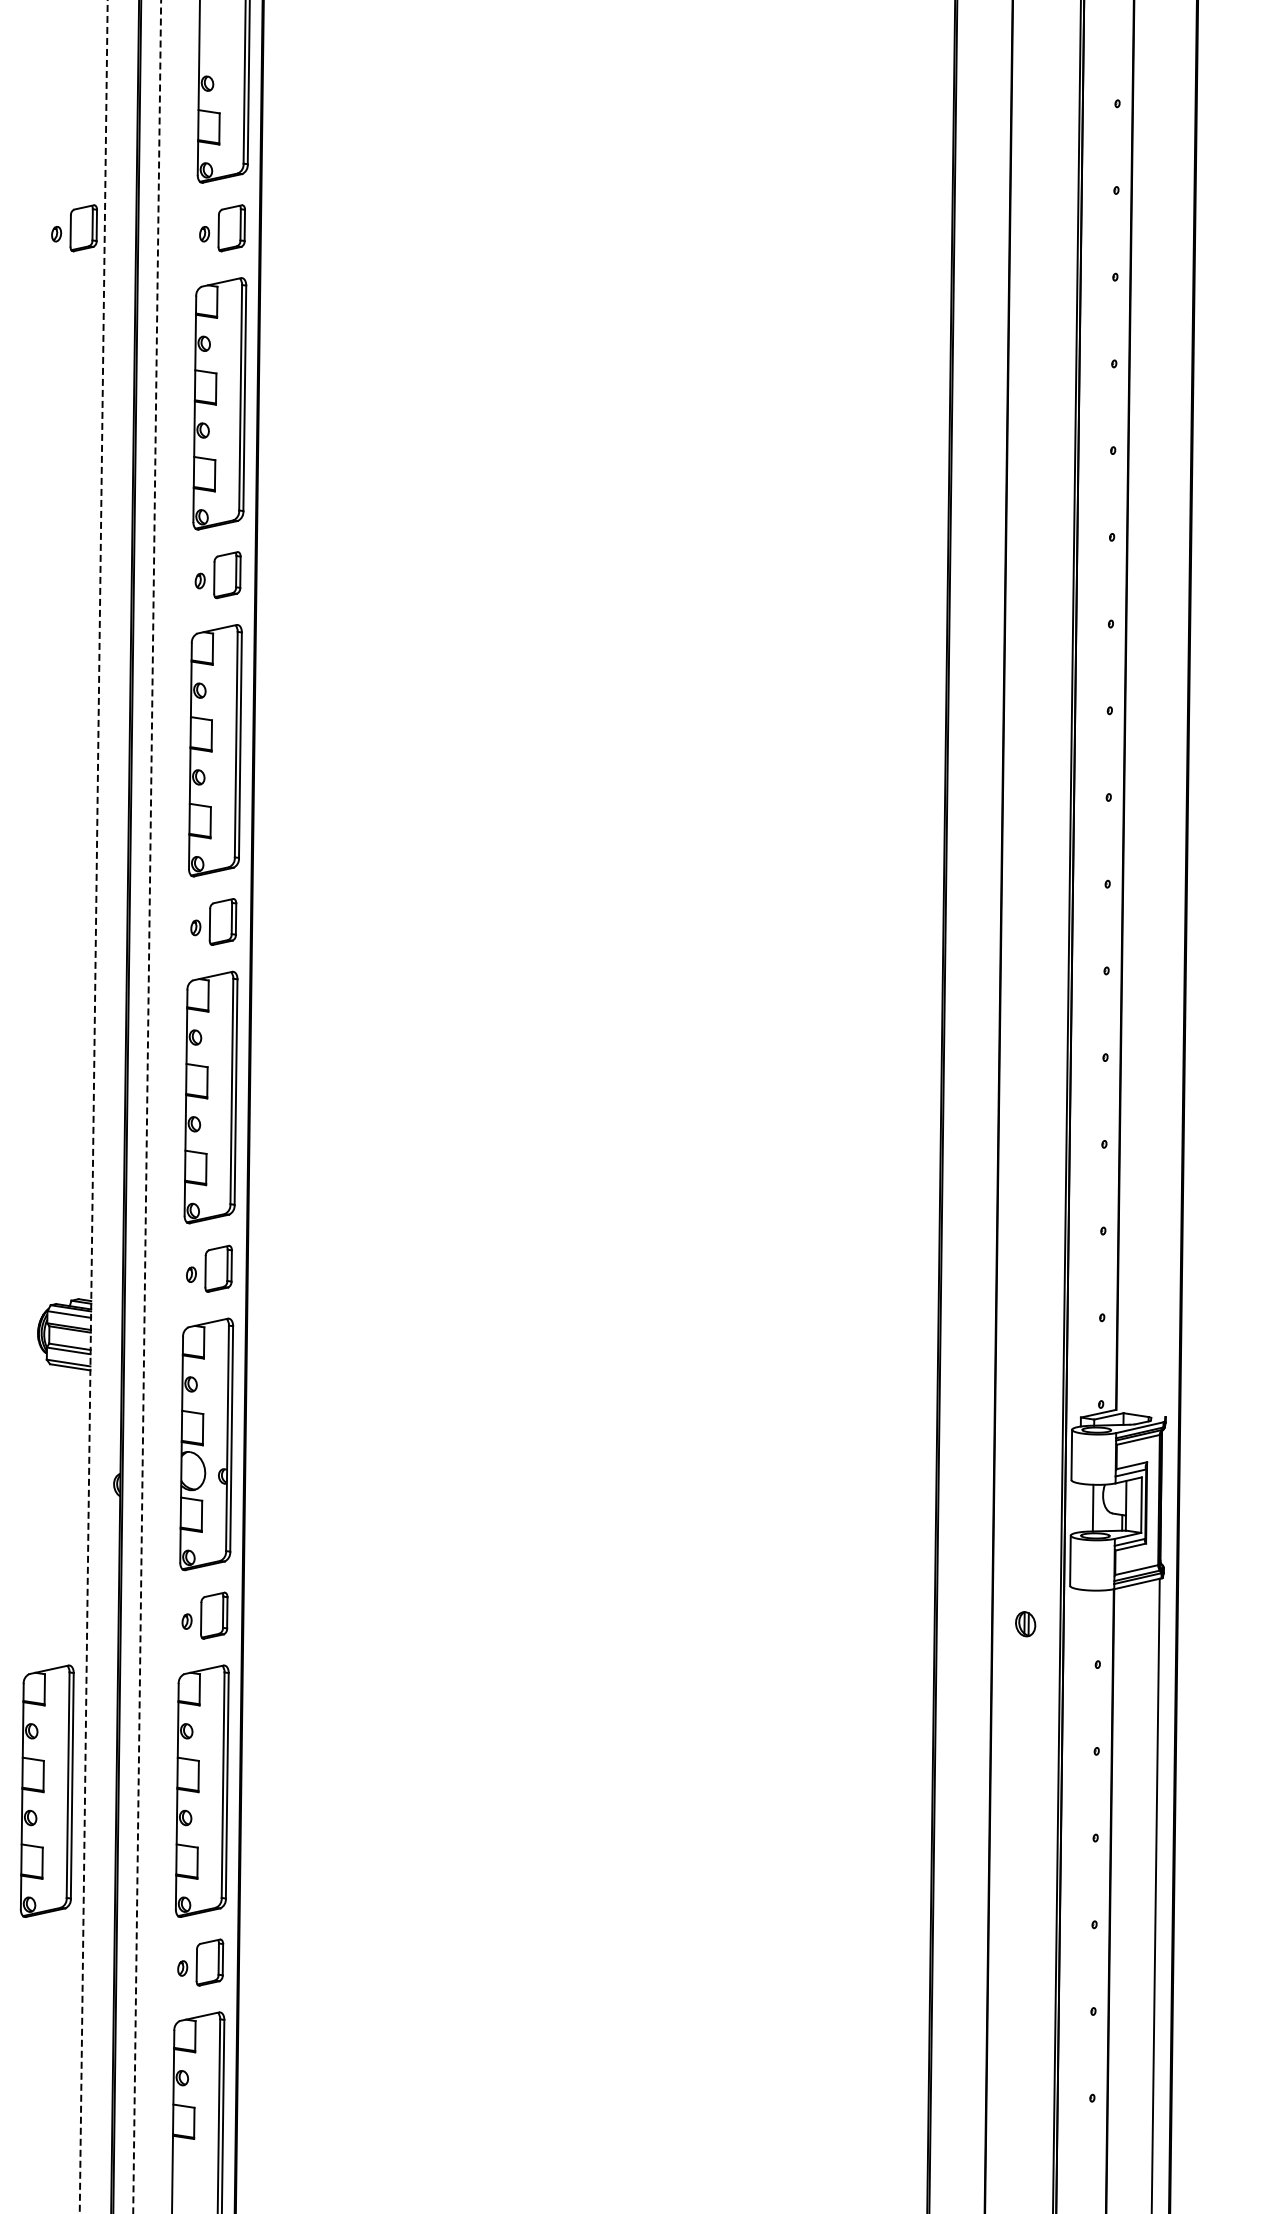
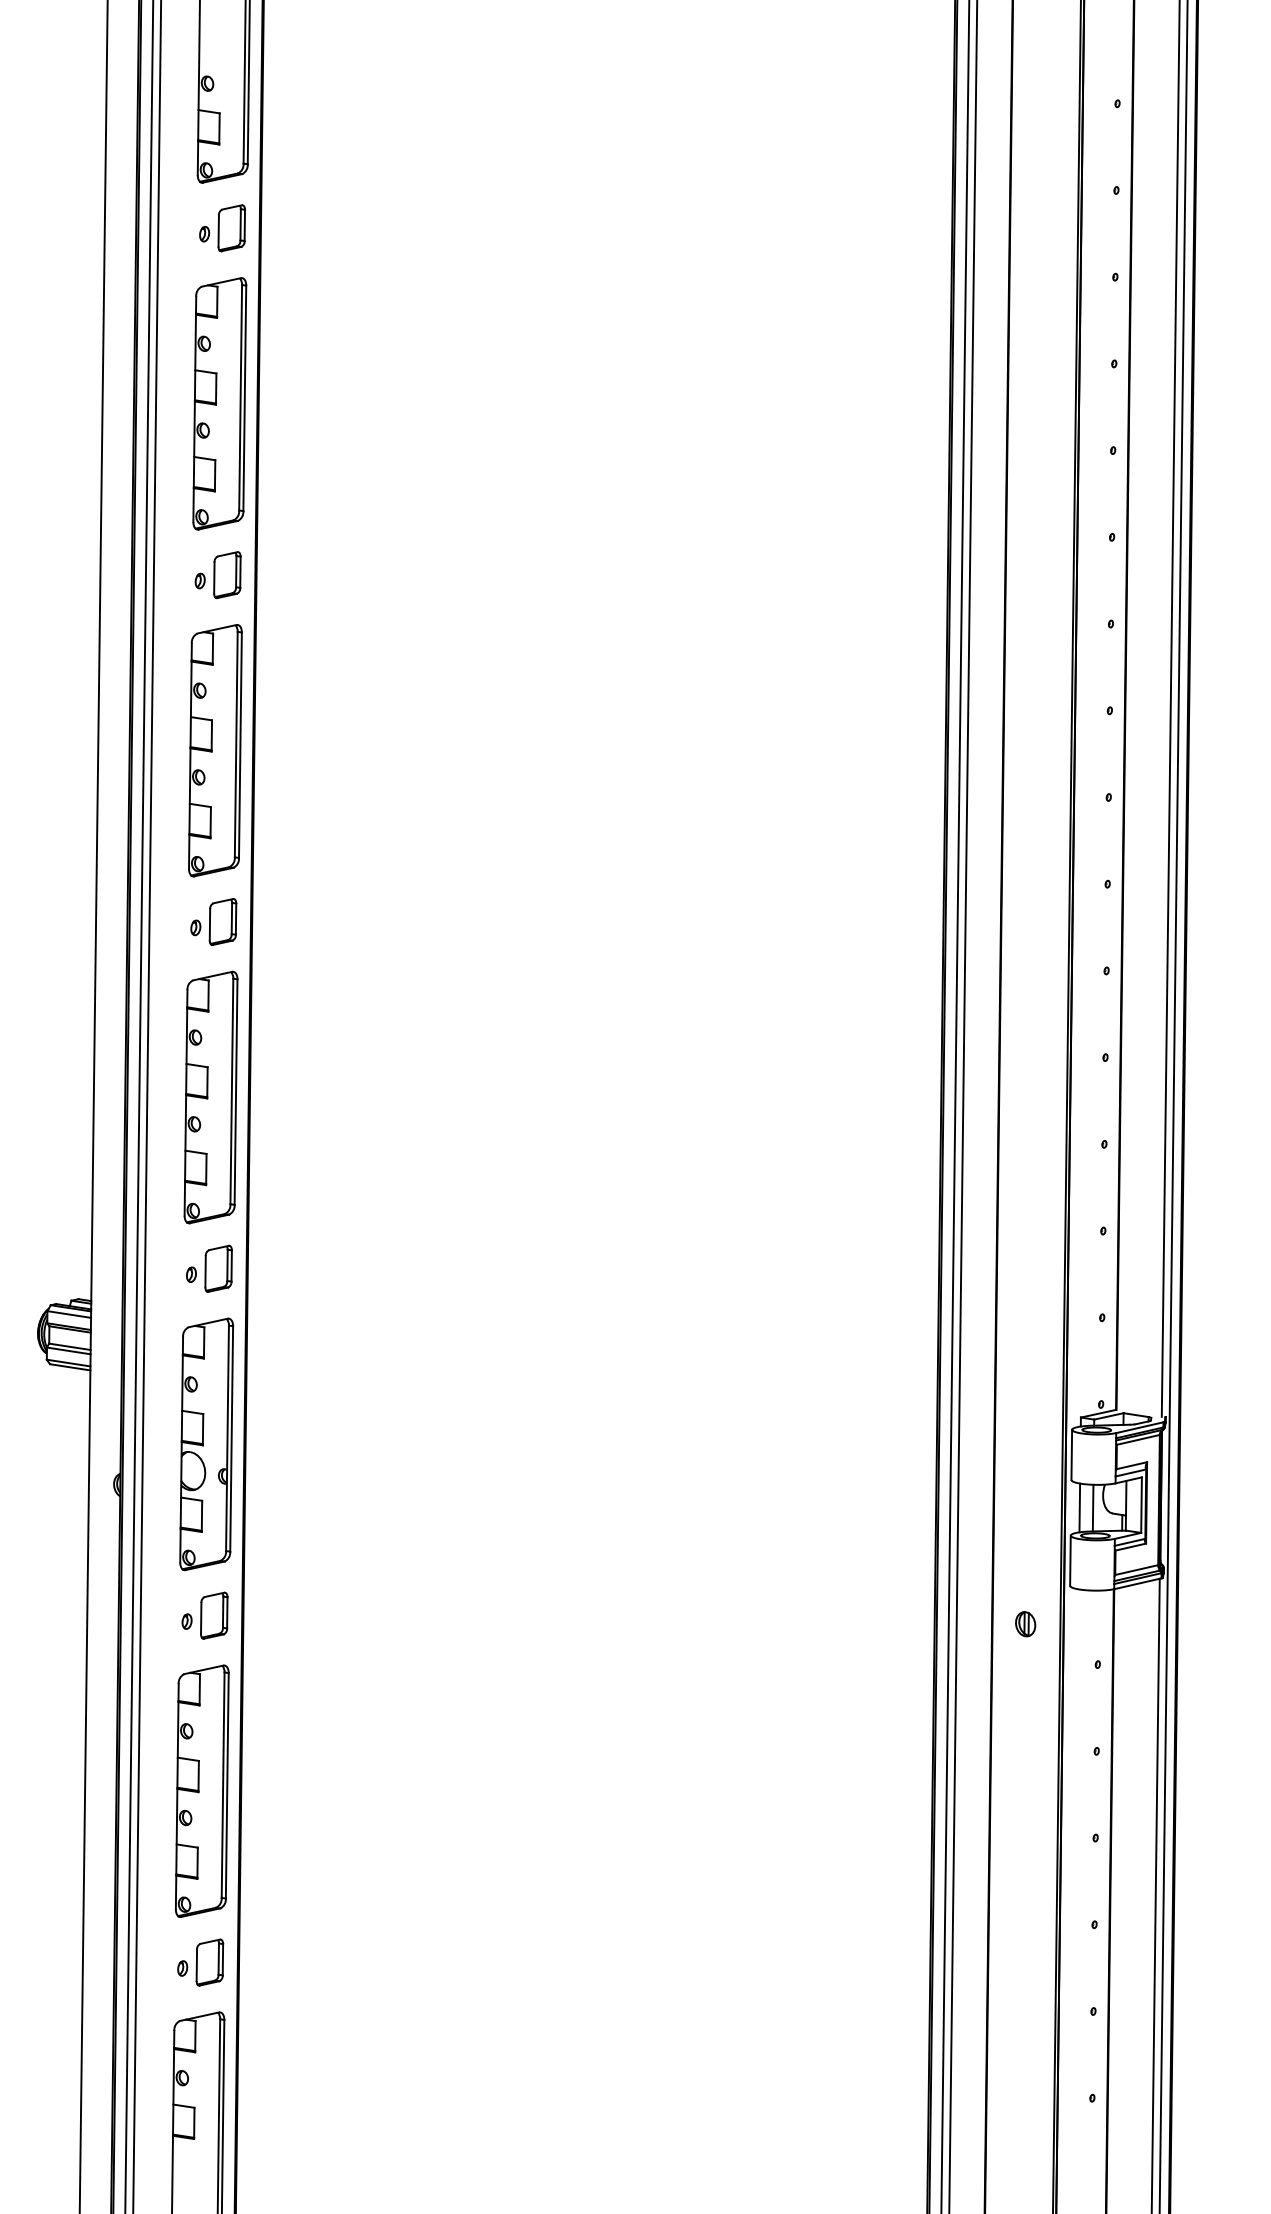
part: present -> none (74, 228)
line: none -> present (1170, 709)
line: none -> present (139, 1106)
line: dashed -> solid (147, 1106)
line: none -> present (955, 1106)
line: none -> present (963, 1106)
line: none -> present (1173, 1106)
line: dashed -> solid (93, 1107)
line: none -> present (1079, 1507)
part: present -> none (46, 1790)
